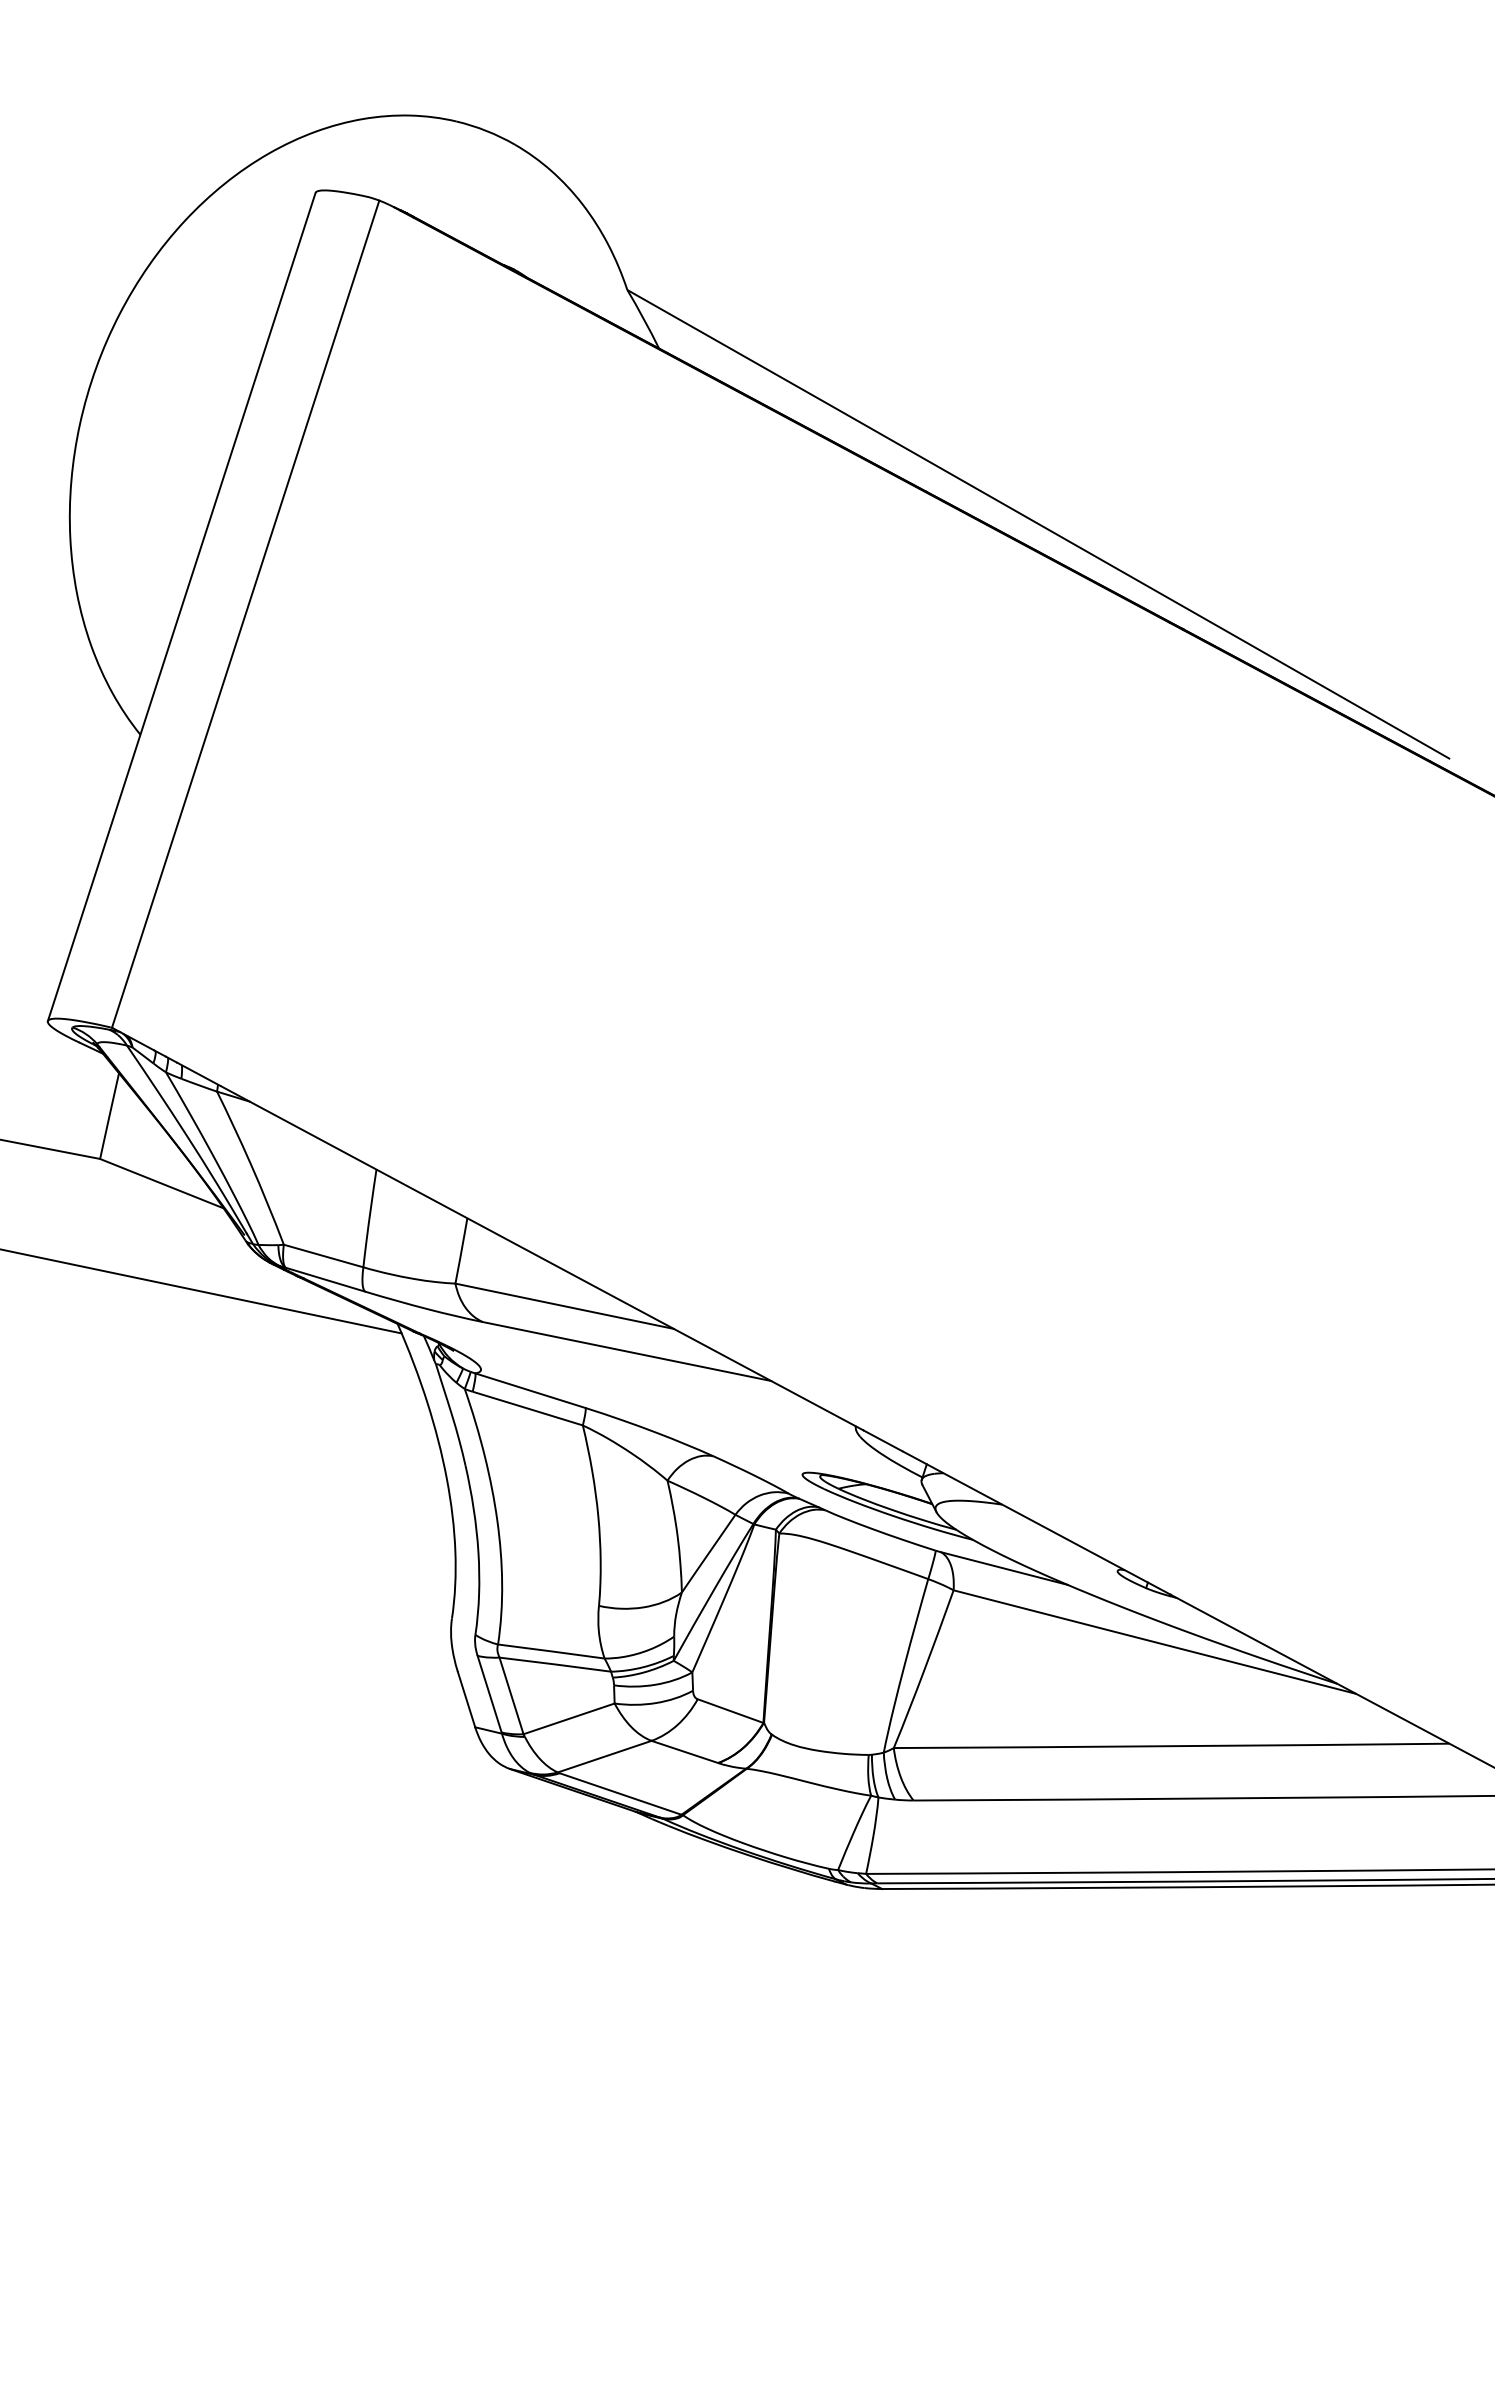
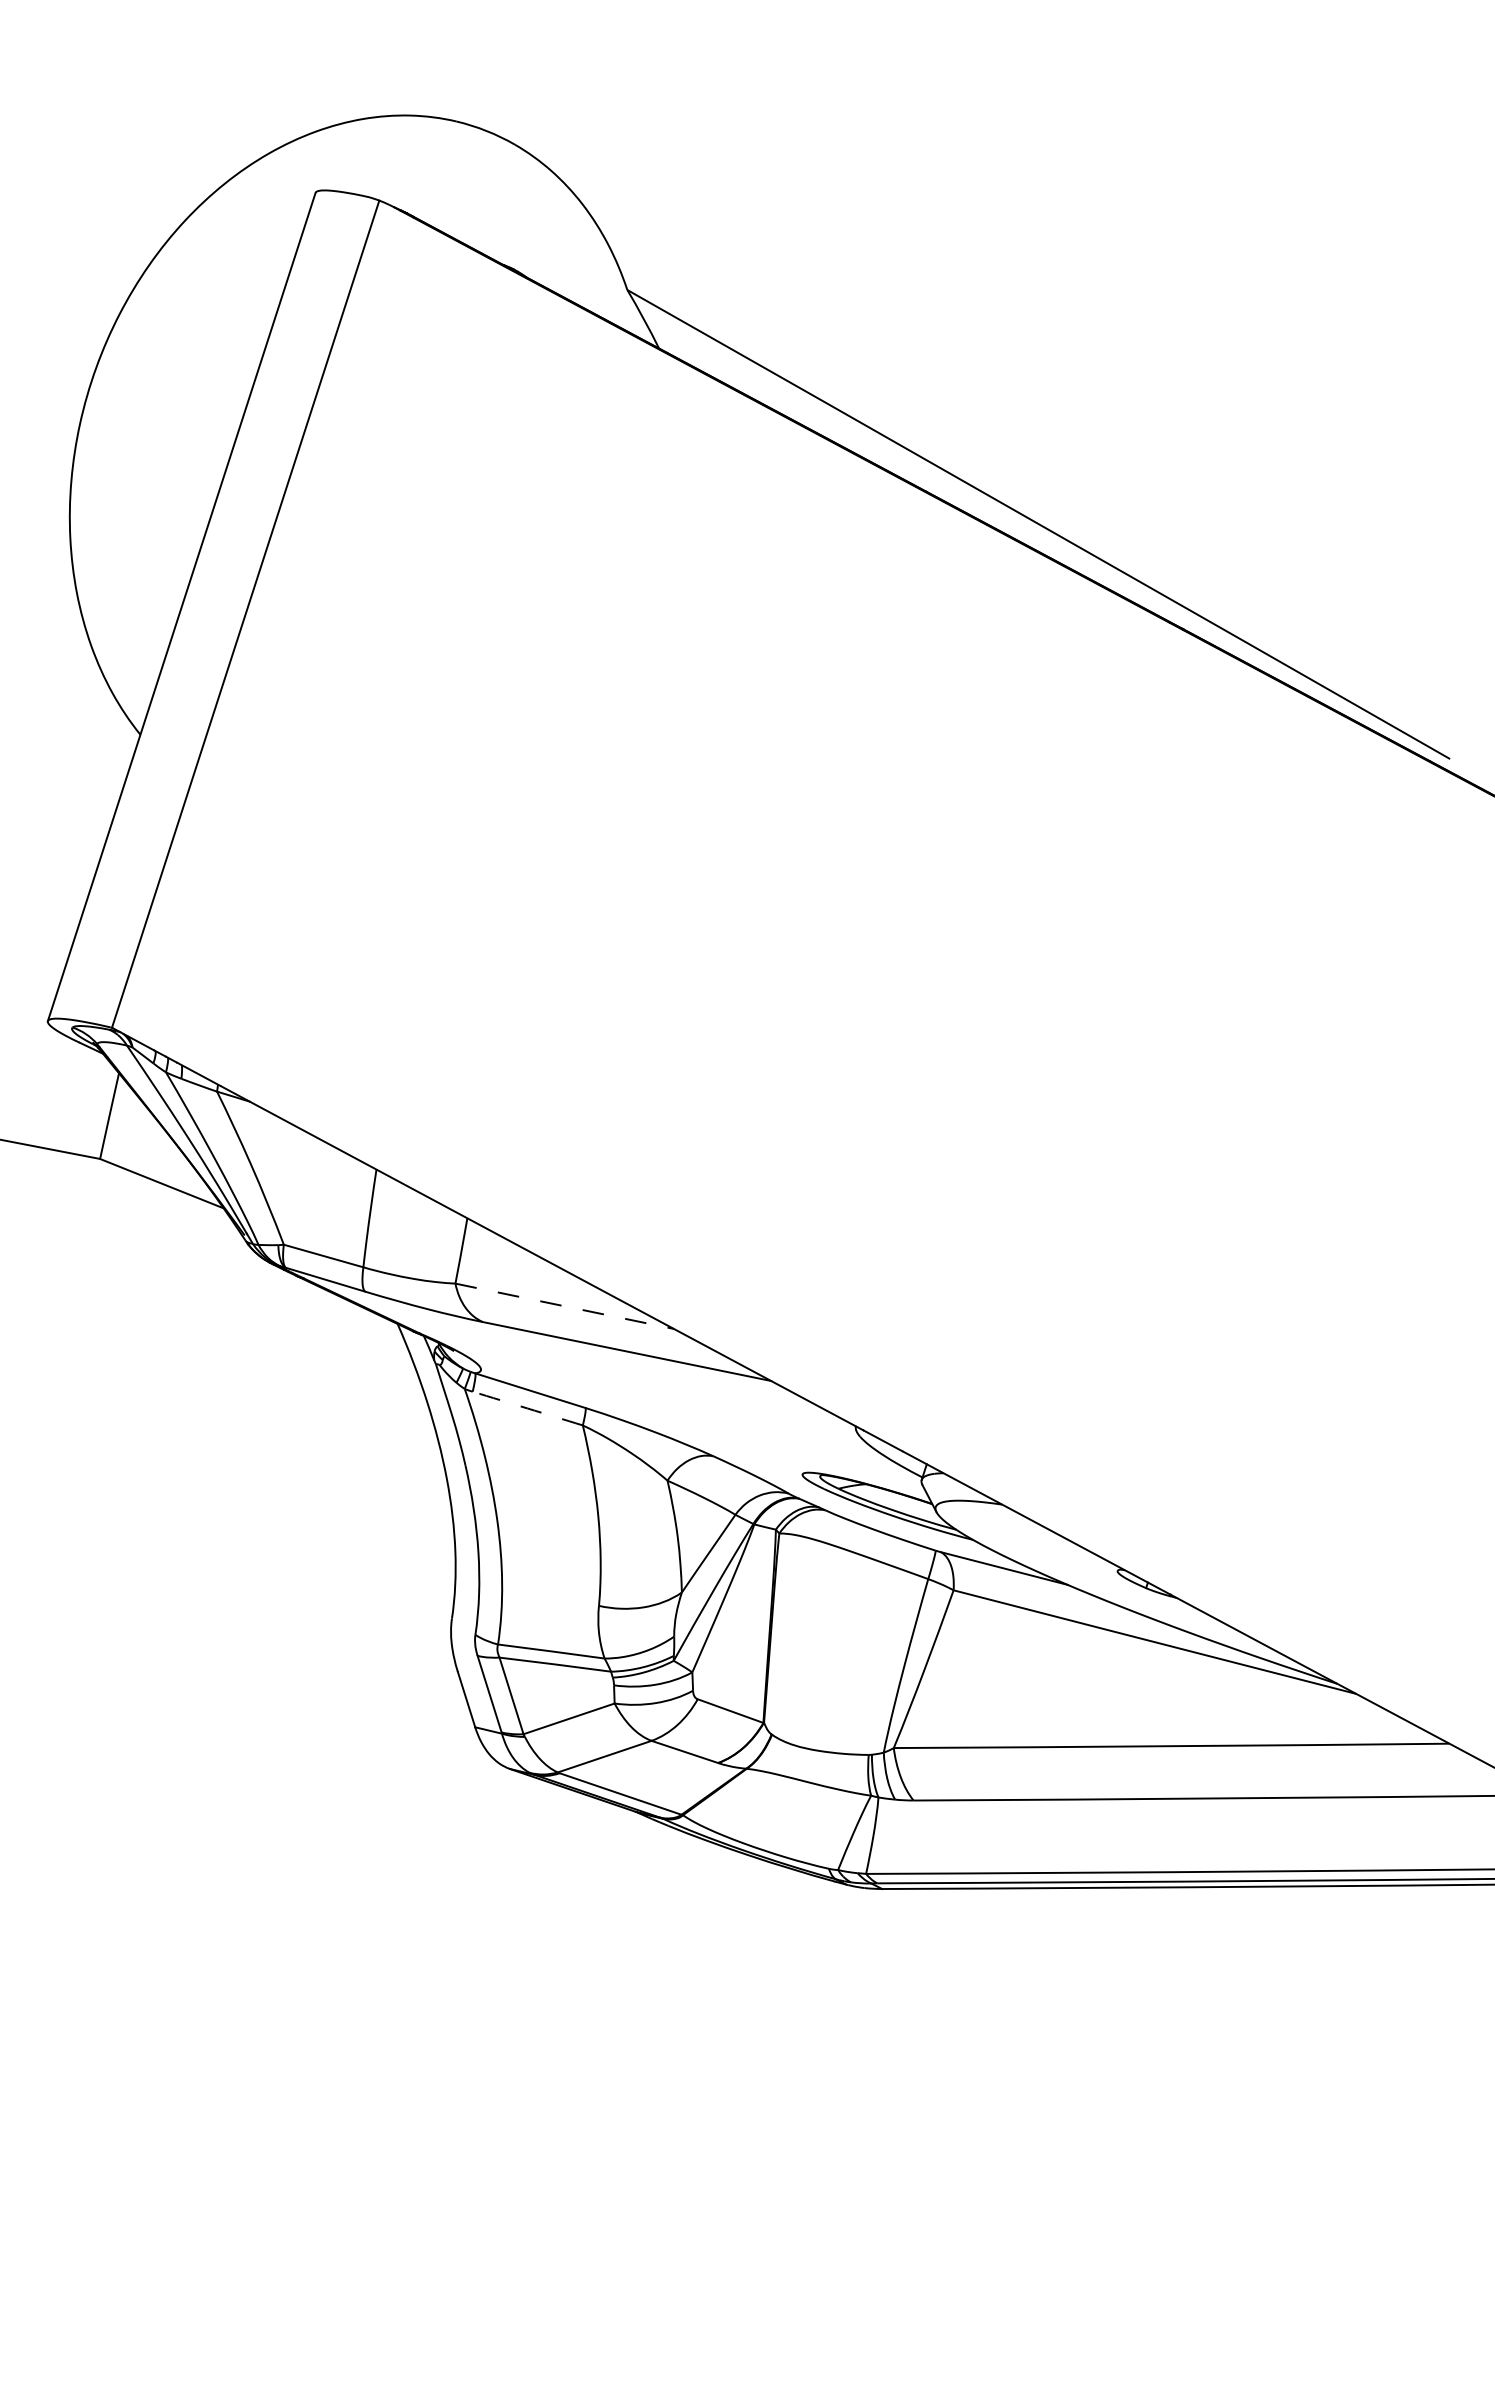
line: present -> none (201, 1291)
line: solid -> dashed (564, 1306)
arc: solid -> dashed (527, 1408)
